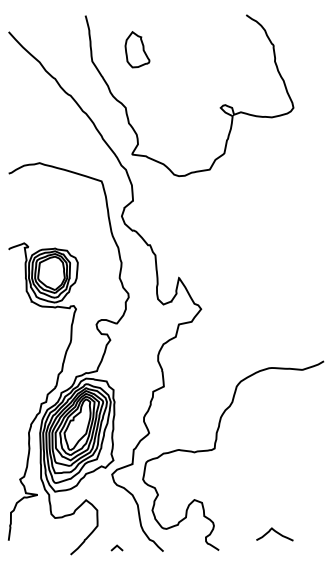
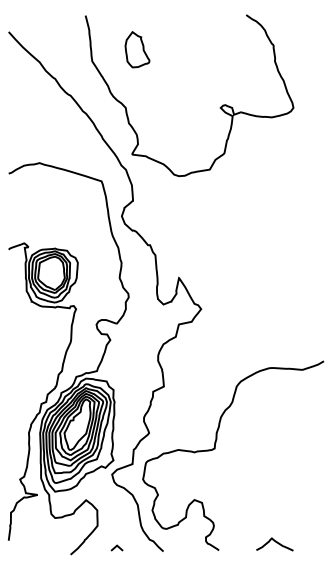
curve position: (275, 532) -> (275, 542) (275, 542)
